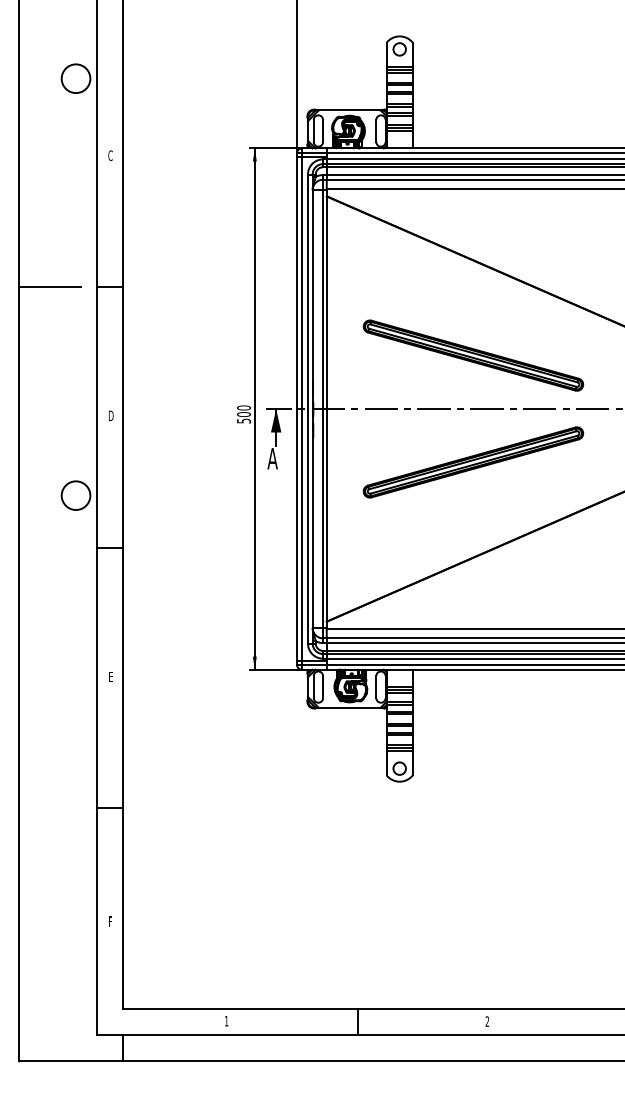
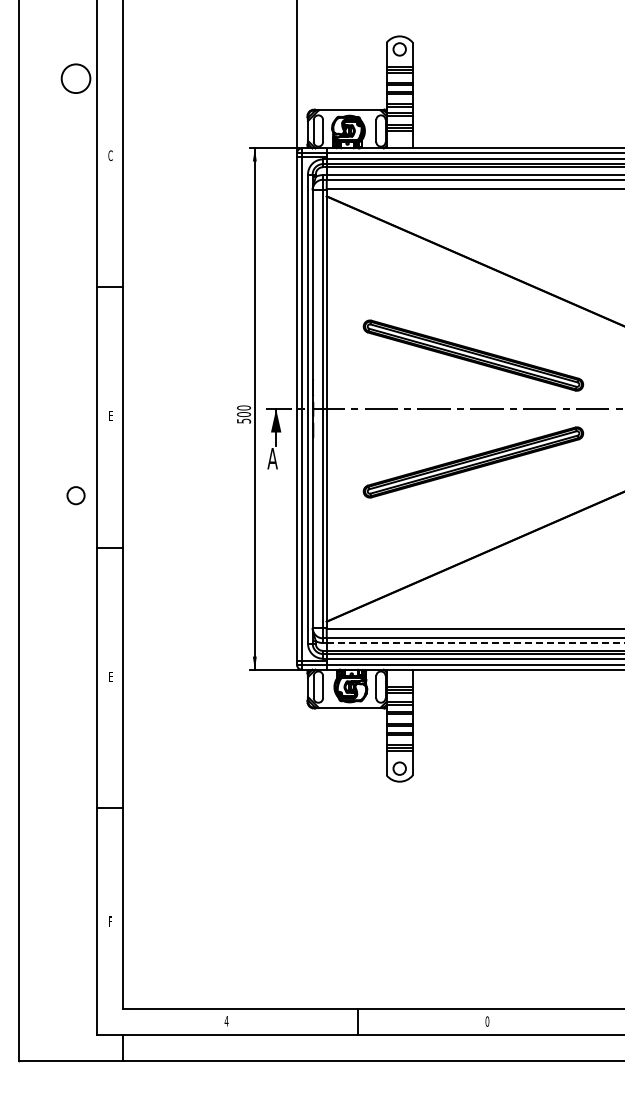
line: present -> none (49, 287)
text: D -> E (111, 415)
circle diameter: 29 px -> 17 px (75, 495)
line: solid -> dashed (475, 643)
text: 1 -> 4 (226, 1021)
text: 2 -> 0 (487, 1021)
